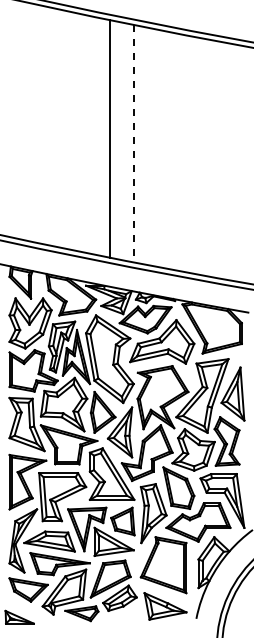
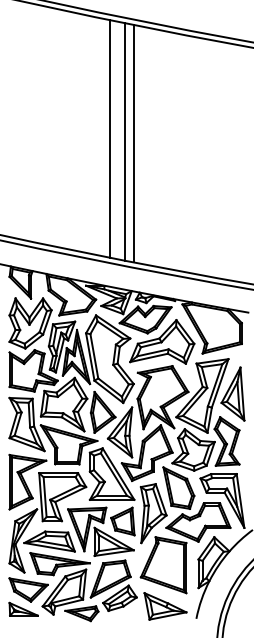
line: none -> present (124, 141)
line: dashed -> solid (133, 143)
part position: (19, 616) -> (23, 608) (23, 608)
